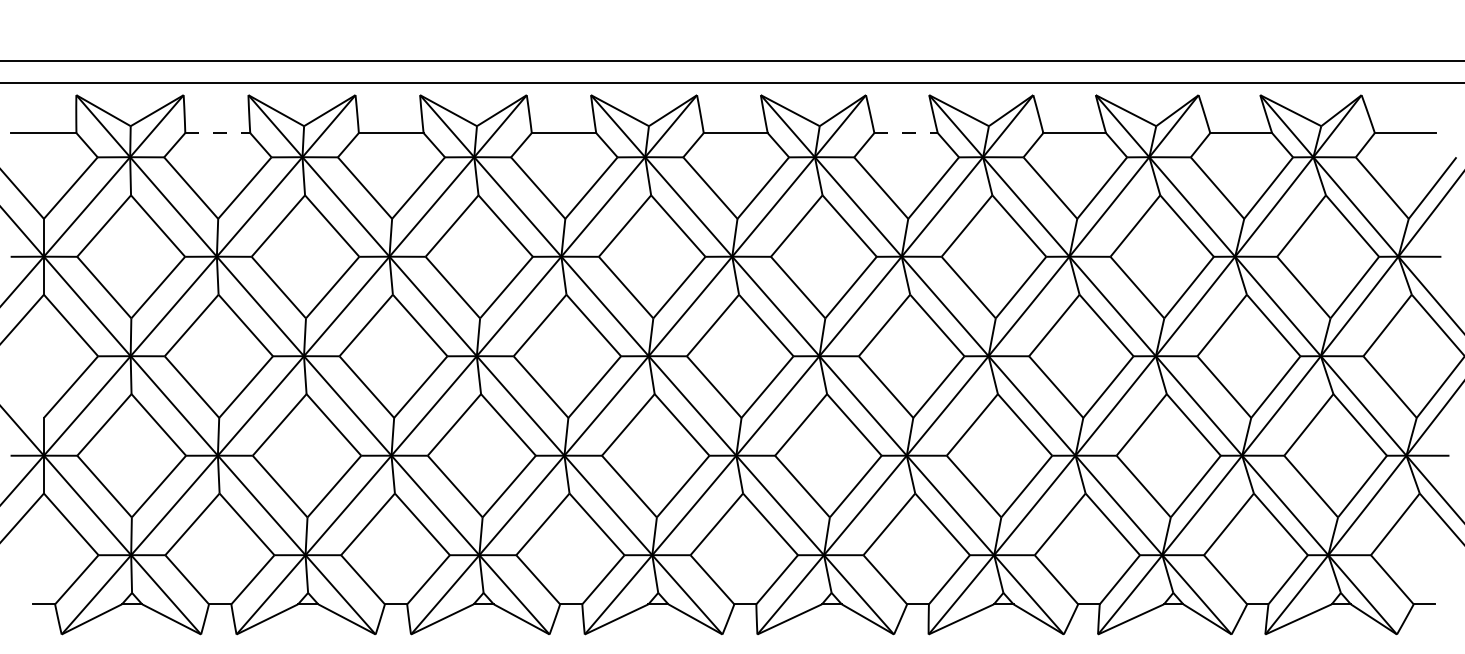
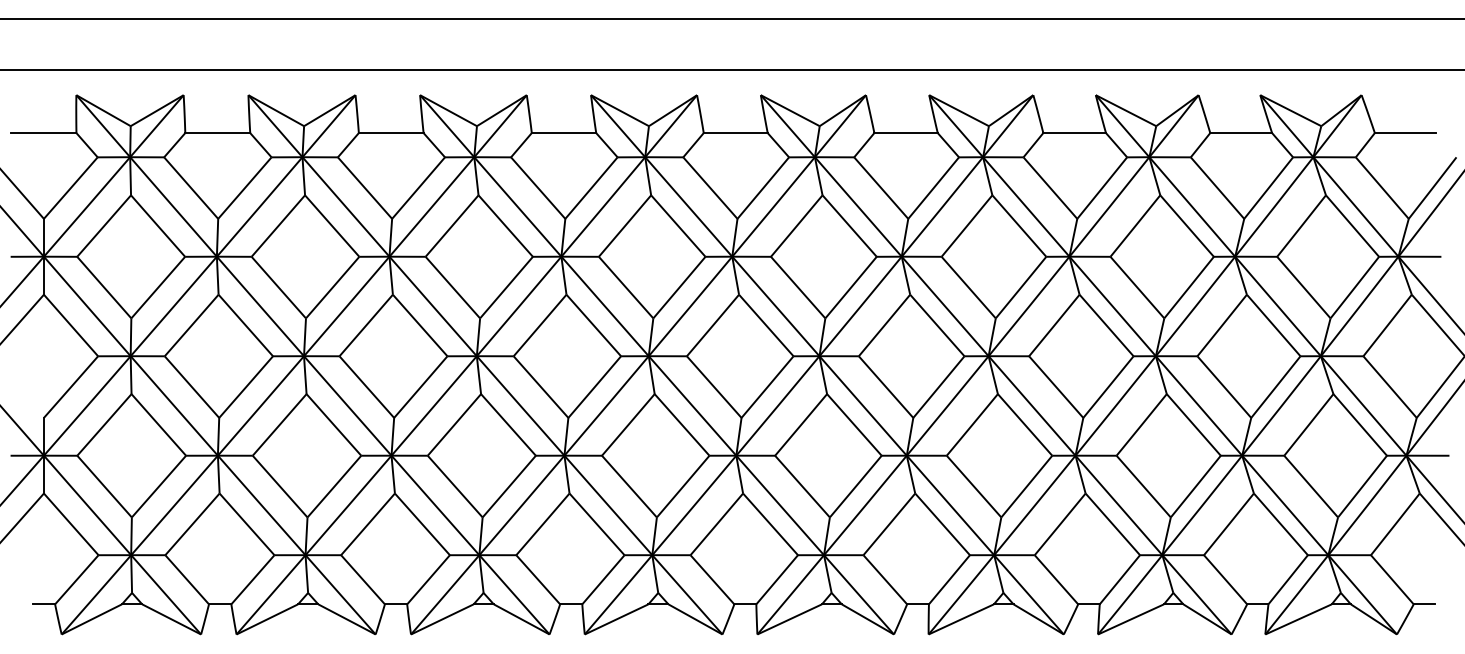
line position: (731, 61) -> (731, 19) (731, 19)
line position: (731, 82) -> (731, 69) (731, 69)
line: dashed -> solid (218, 133)
line: dashed -> solid (906, 133)
